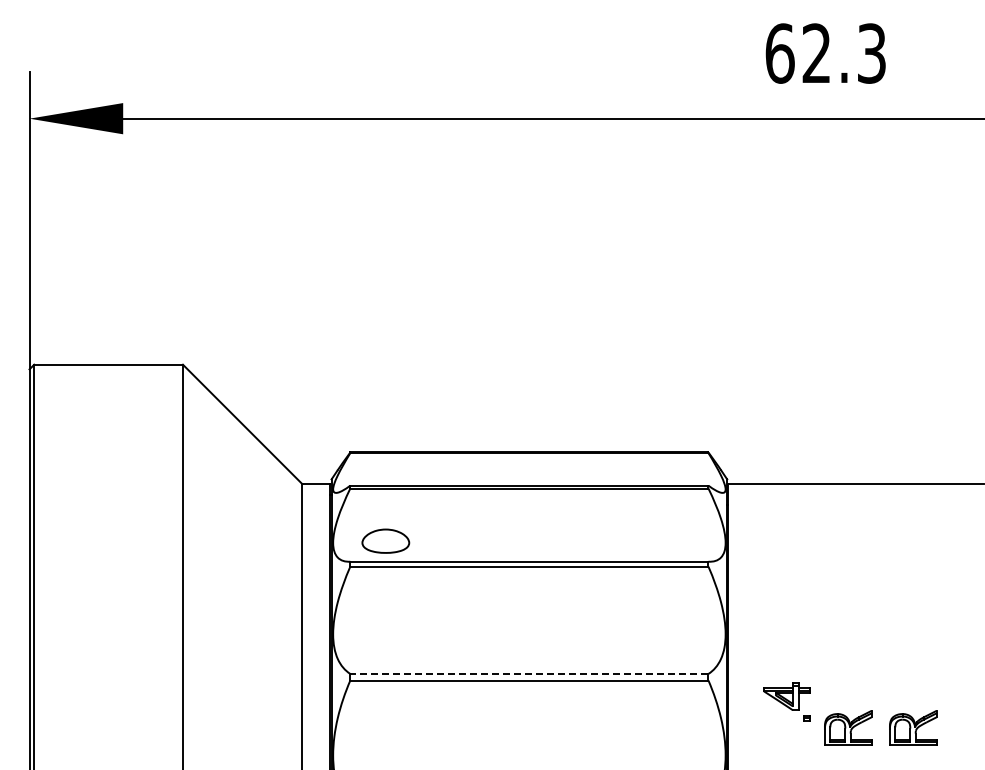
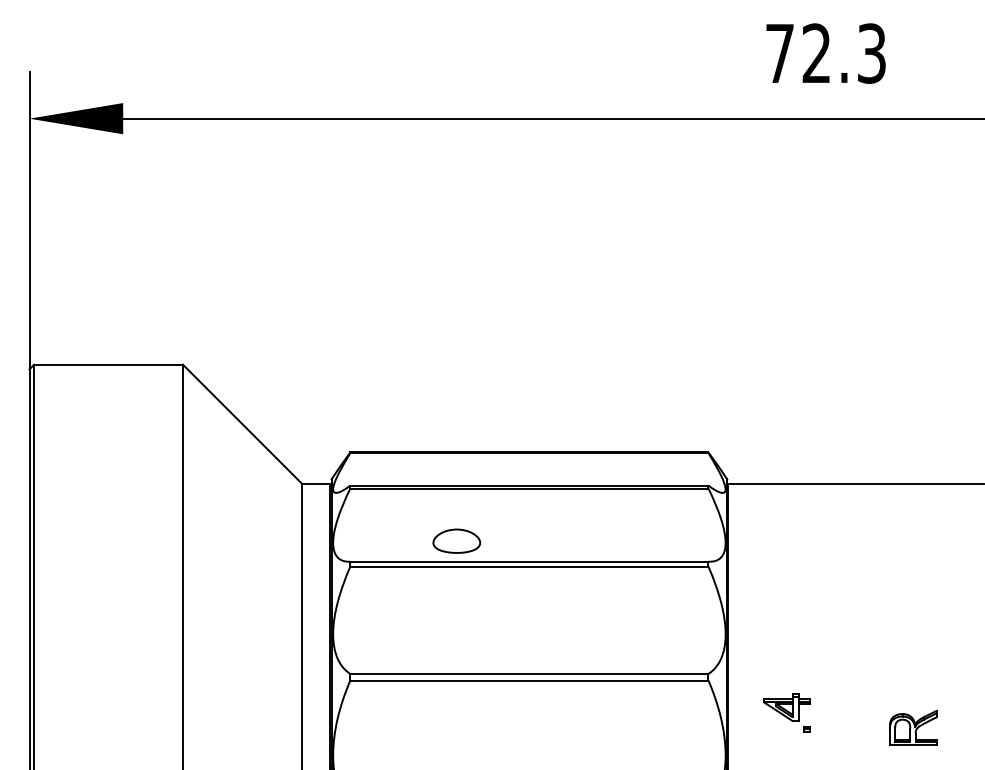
text: 62.3 -> 72.3 (779, 53)
part position: (385, 540) -> (456, 540) (456, 540)
line: dashed -> solid (528, 673)
part position: (786, 701) -> (786, 712) (786, 712)
part: present -> none (848, 727)
